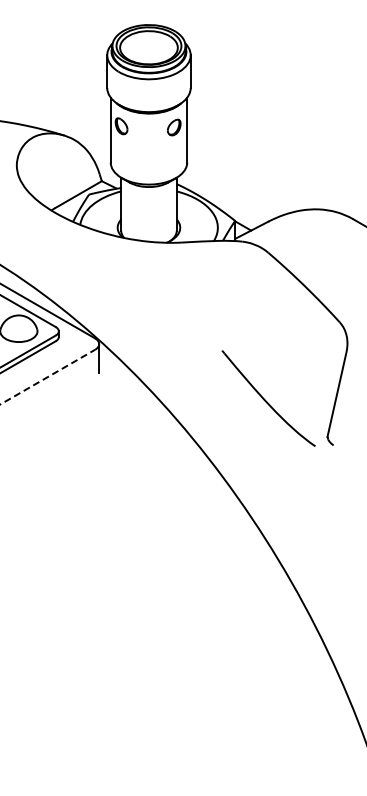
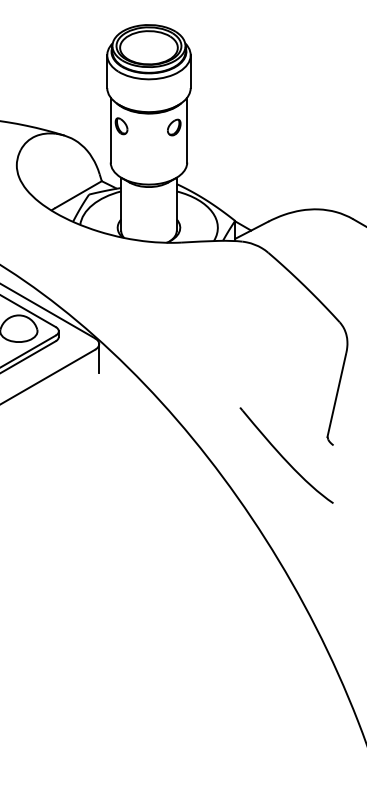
line: dashed -> solid (47, 377)
part position: (268, 398) -> (286, 455) (286, 455)
